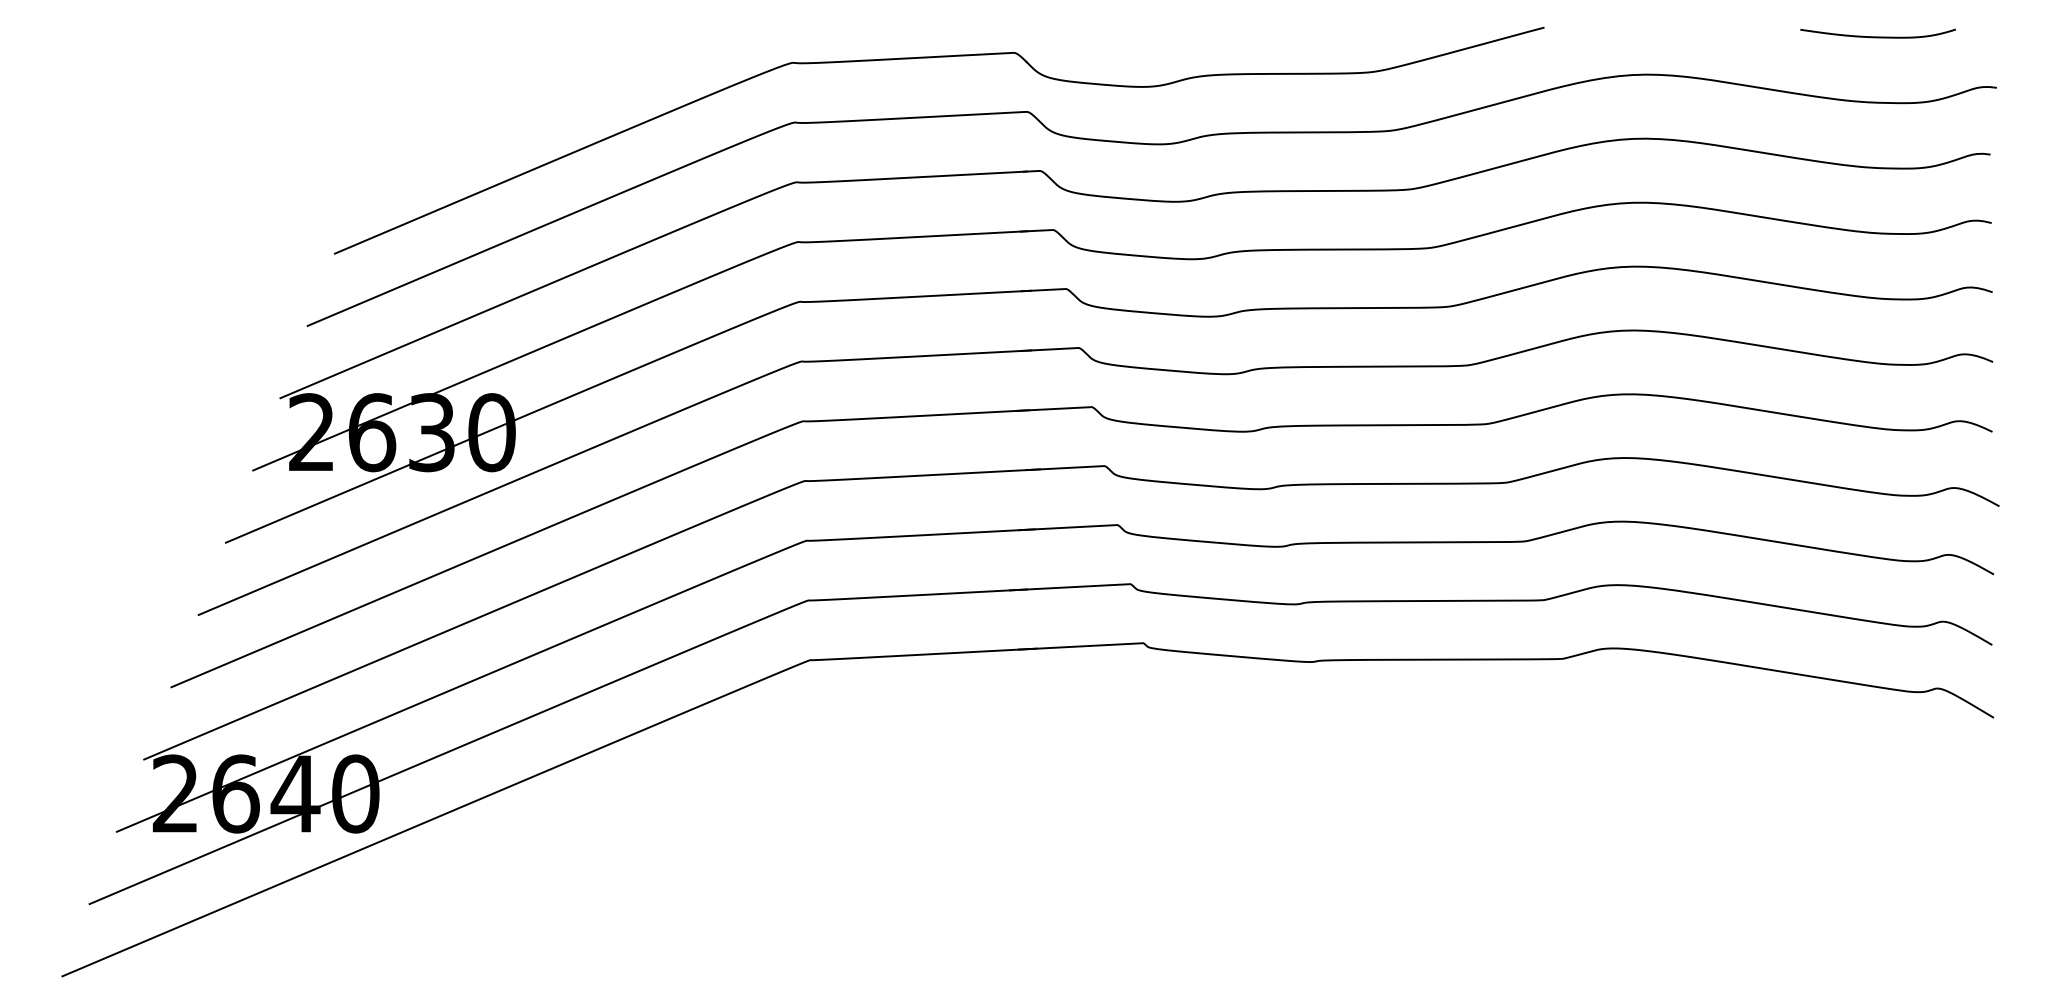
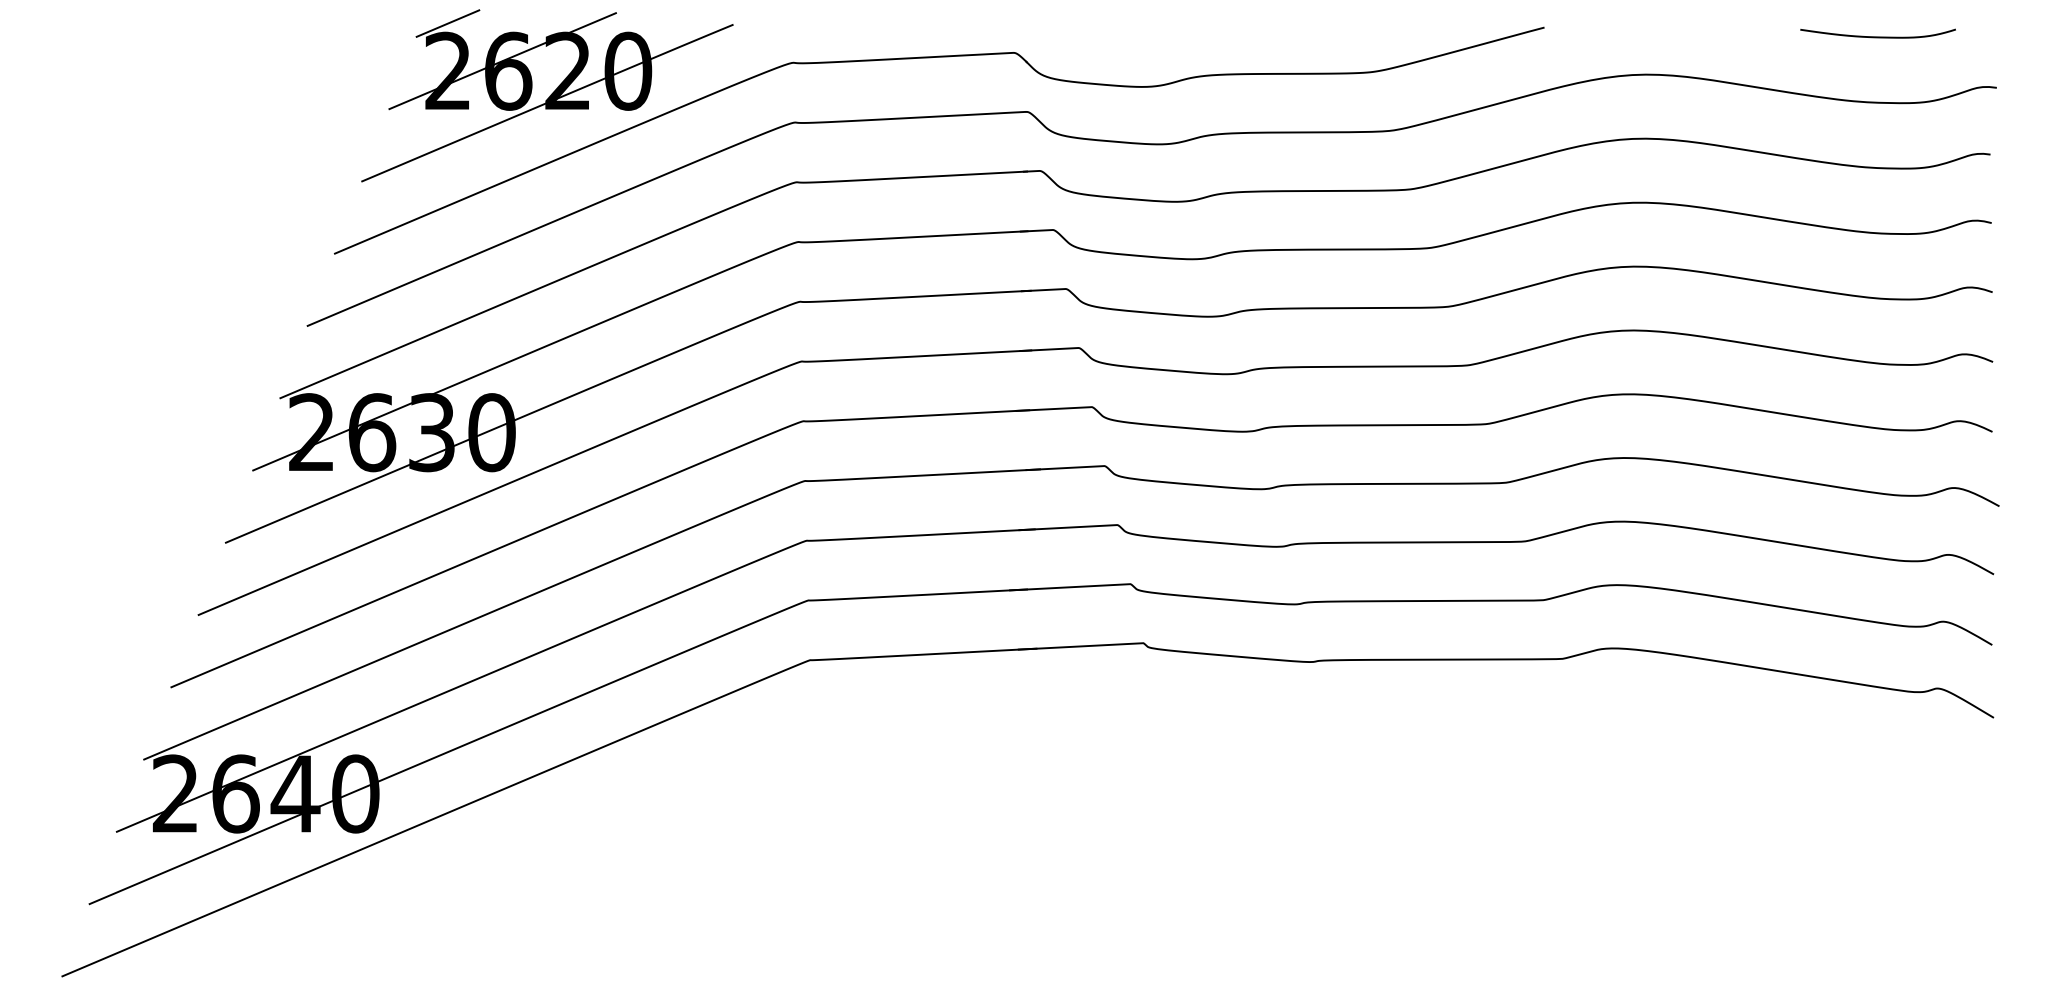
part: none -> present (547, 95)
